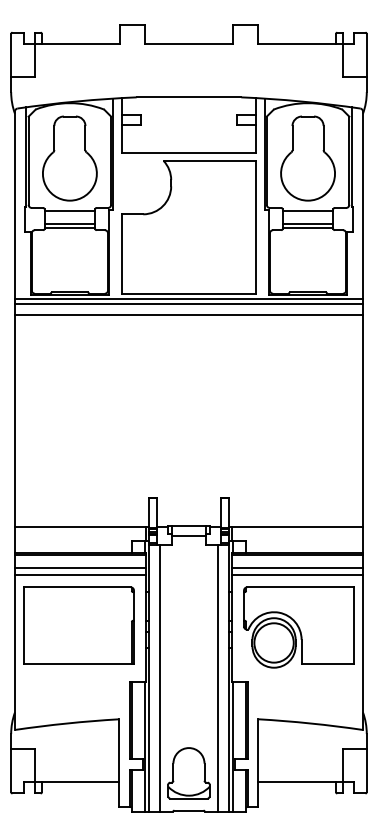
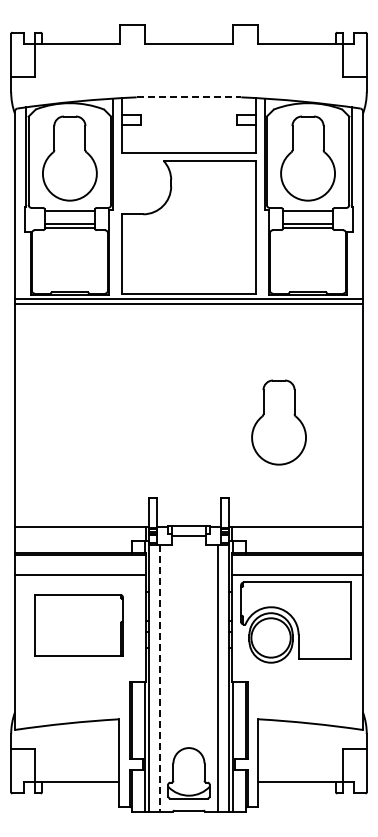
line: solid -> dashed (189, 97)
line: present -> none (188, 314)
part: none -> present (278, 422)
line: present -> none (80, 568)
line: present -> none (296, 568)
part size: 112x79 px -> 90x63 px (78, 625)
part position: (298, 627) -> (295, 622) (295, 622)
line: solid -> dashed (160, 678)
